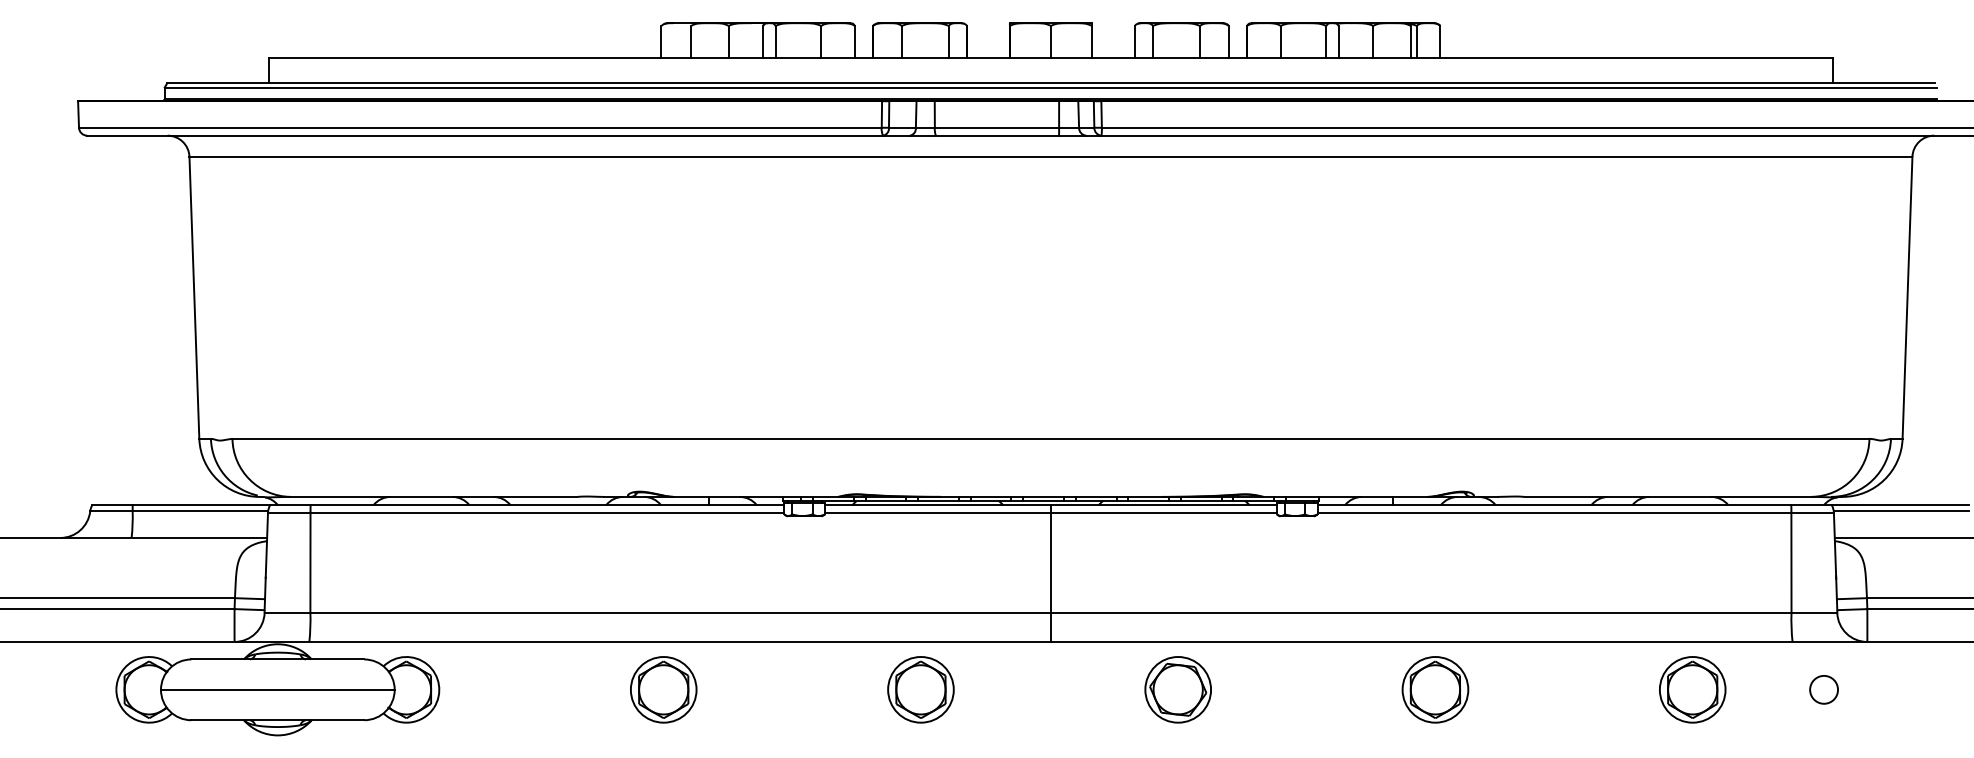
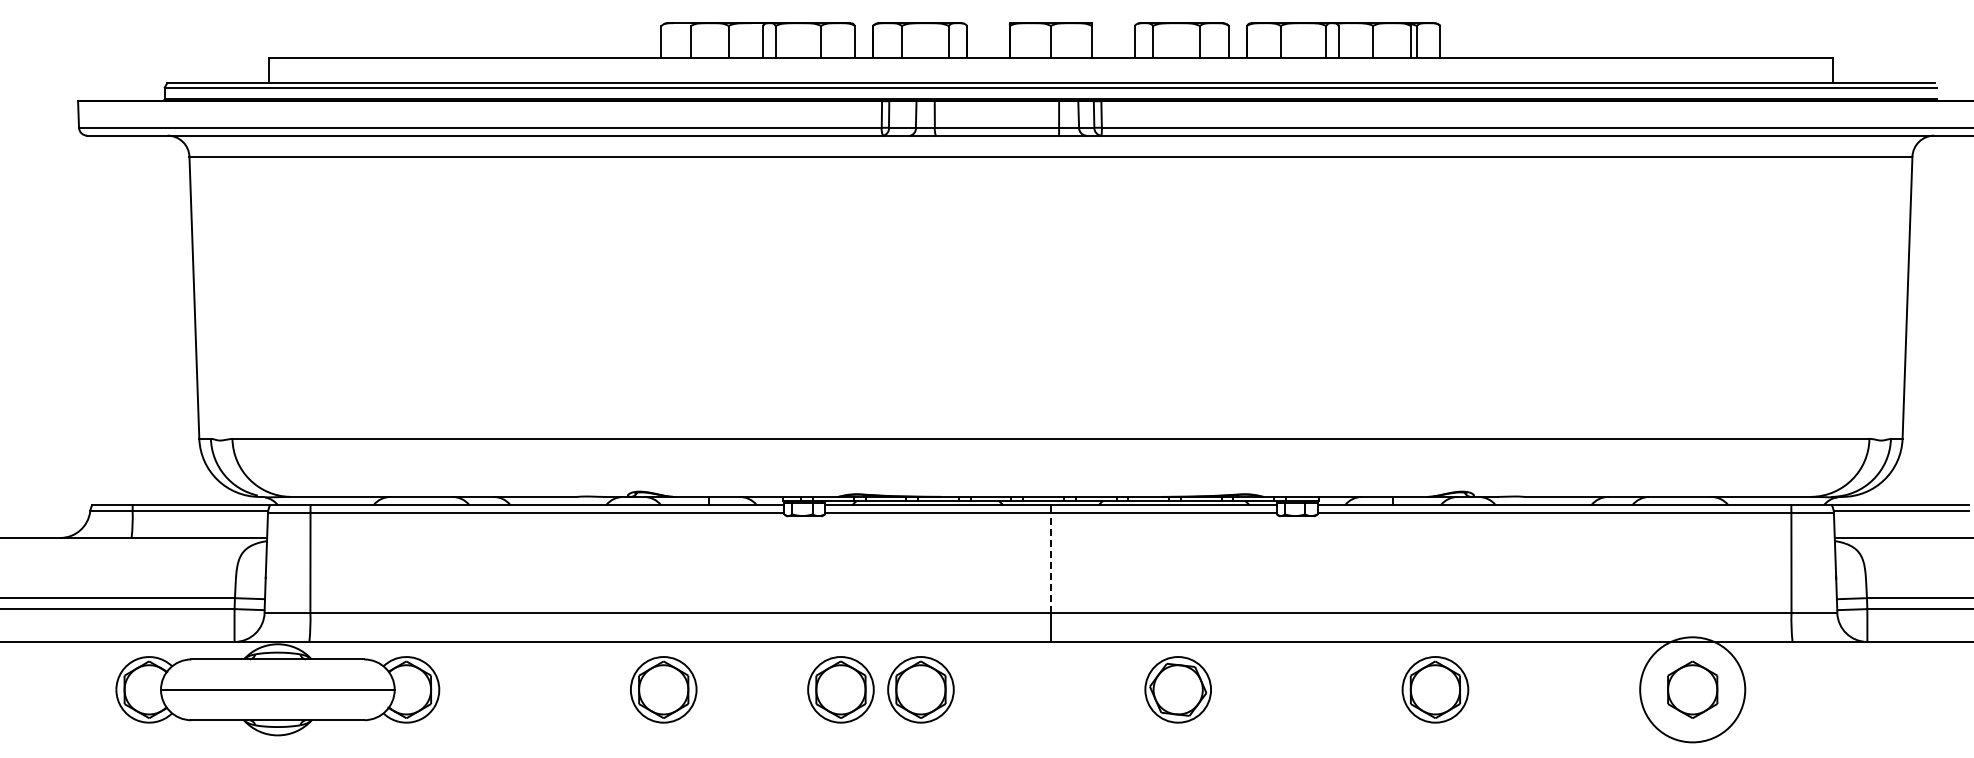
line: solid -> dashed (1050, 562)
part: none -> present (840, 689)
circle diameter: 66 px -> 105 px (1692, 689)
circle: present -> none (1823, 689)
